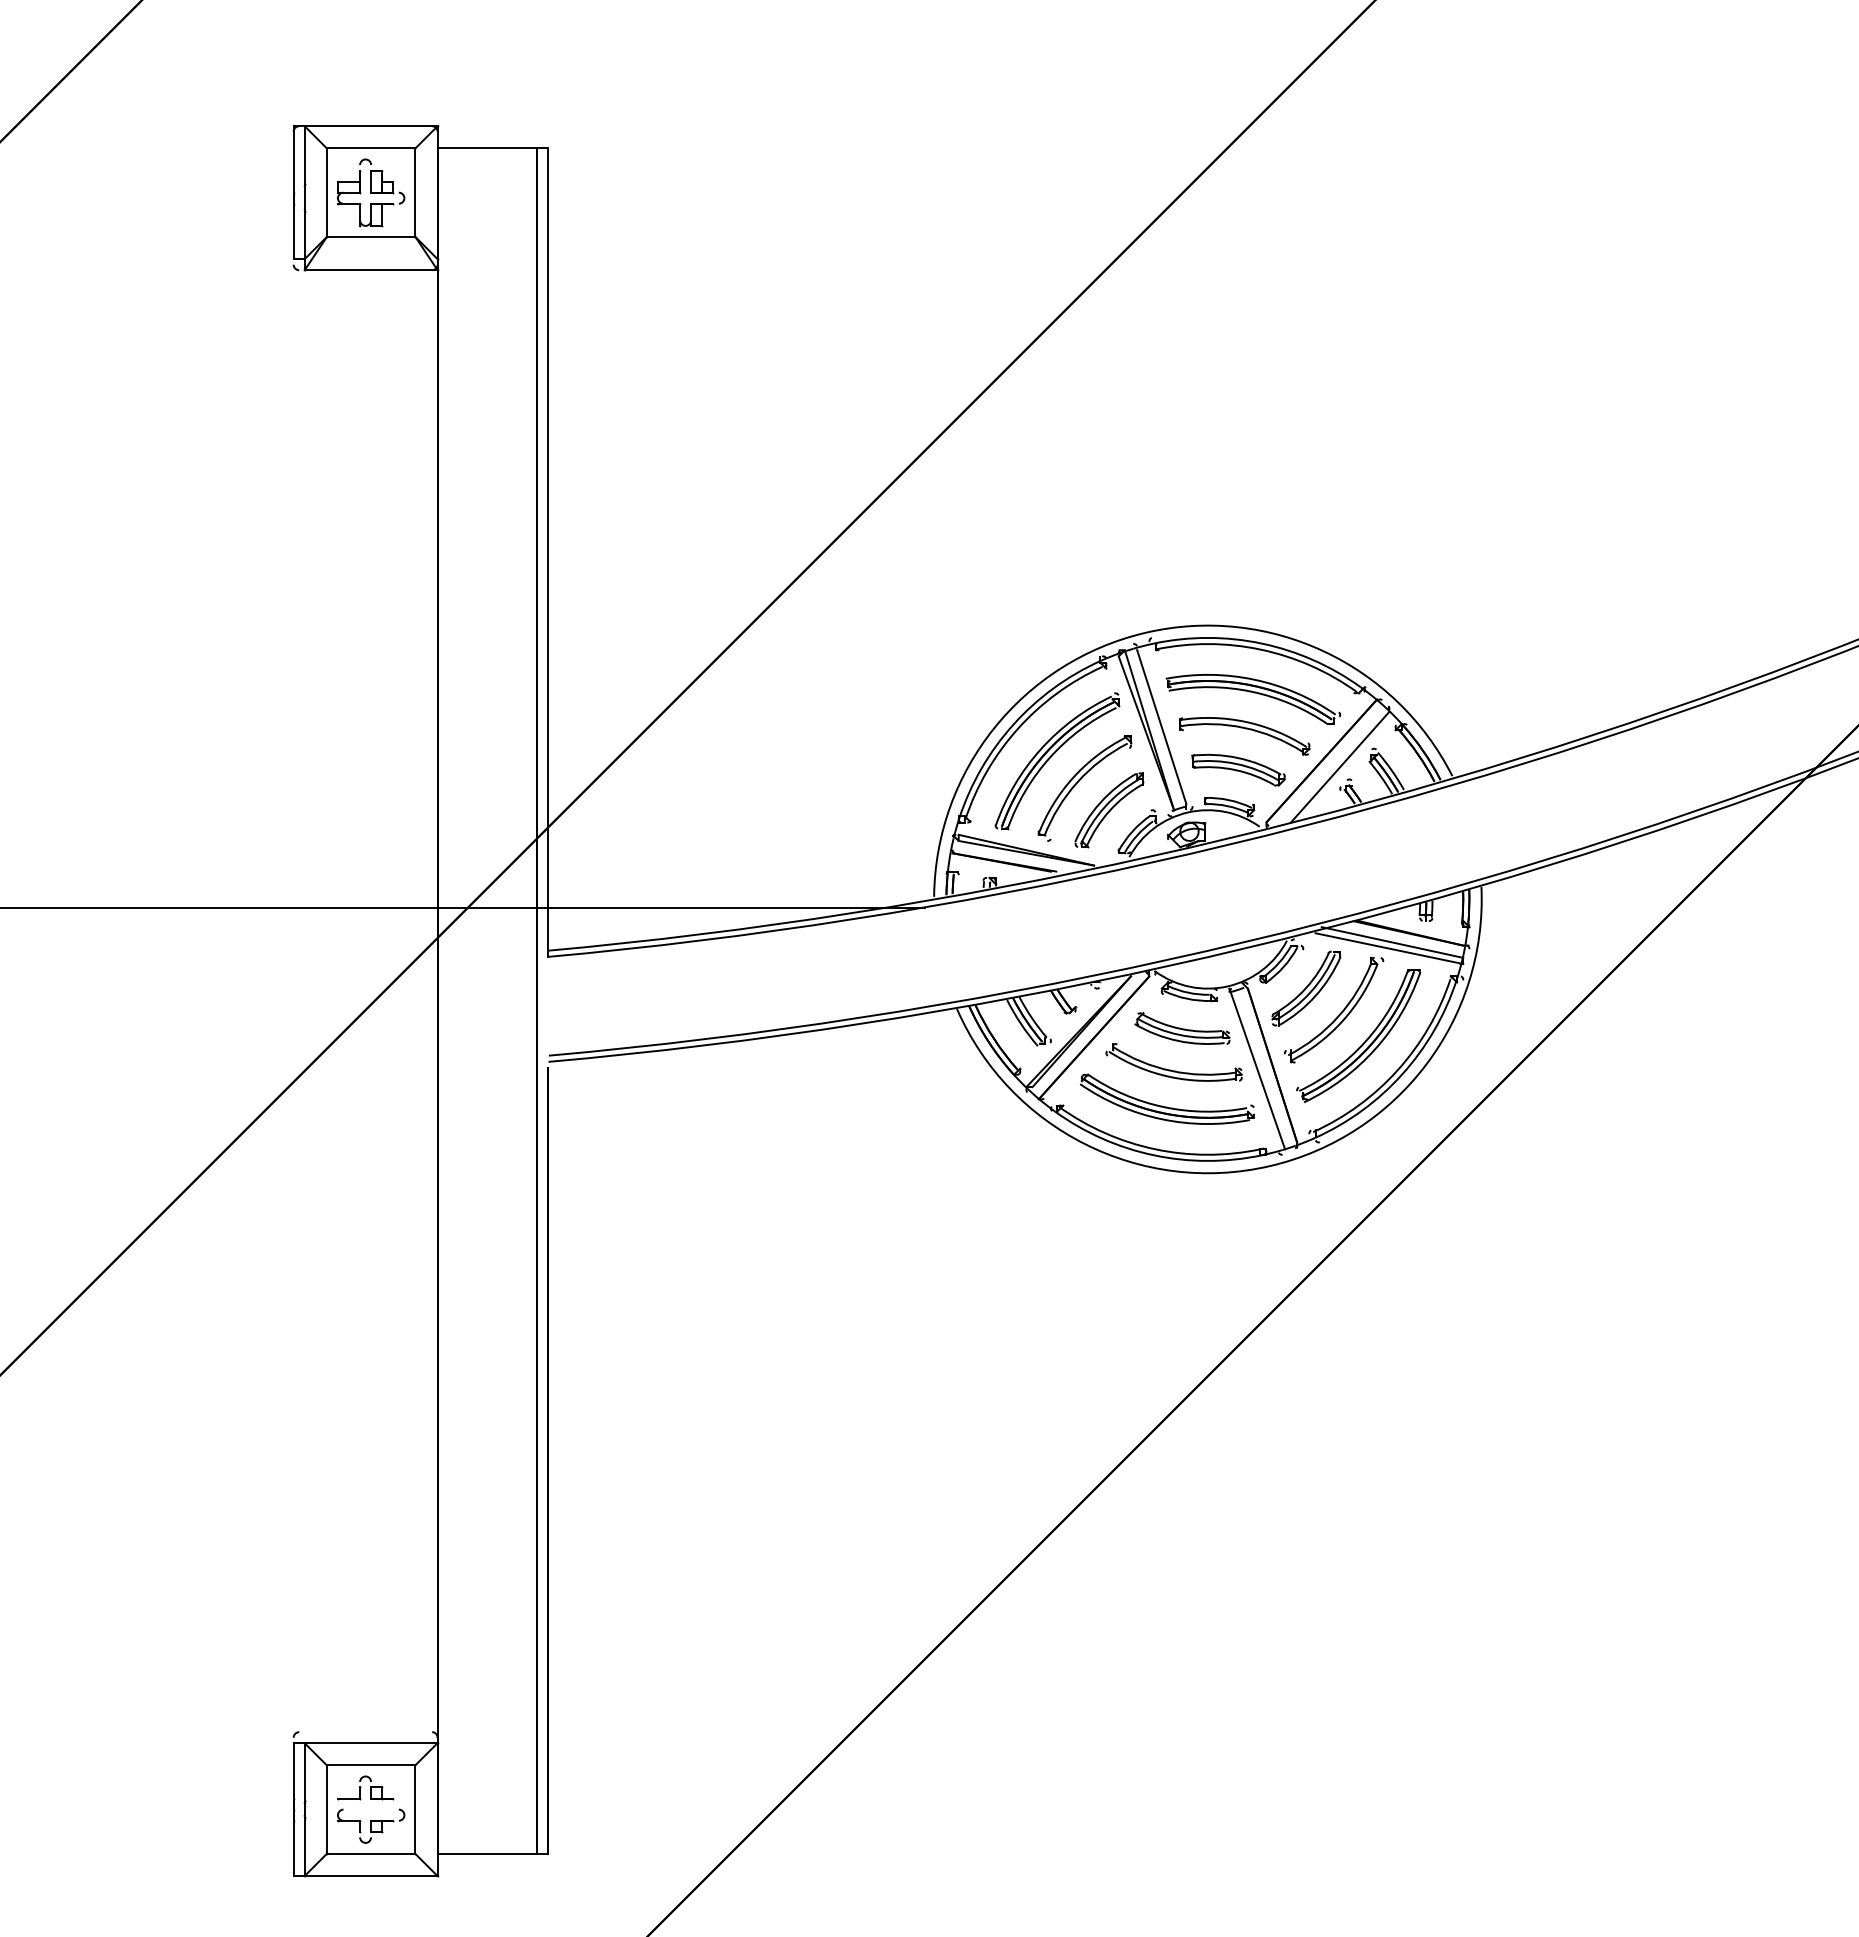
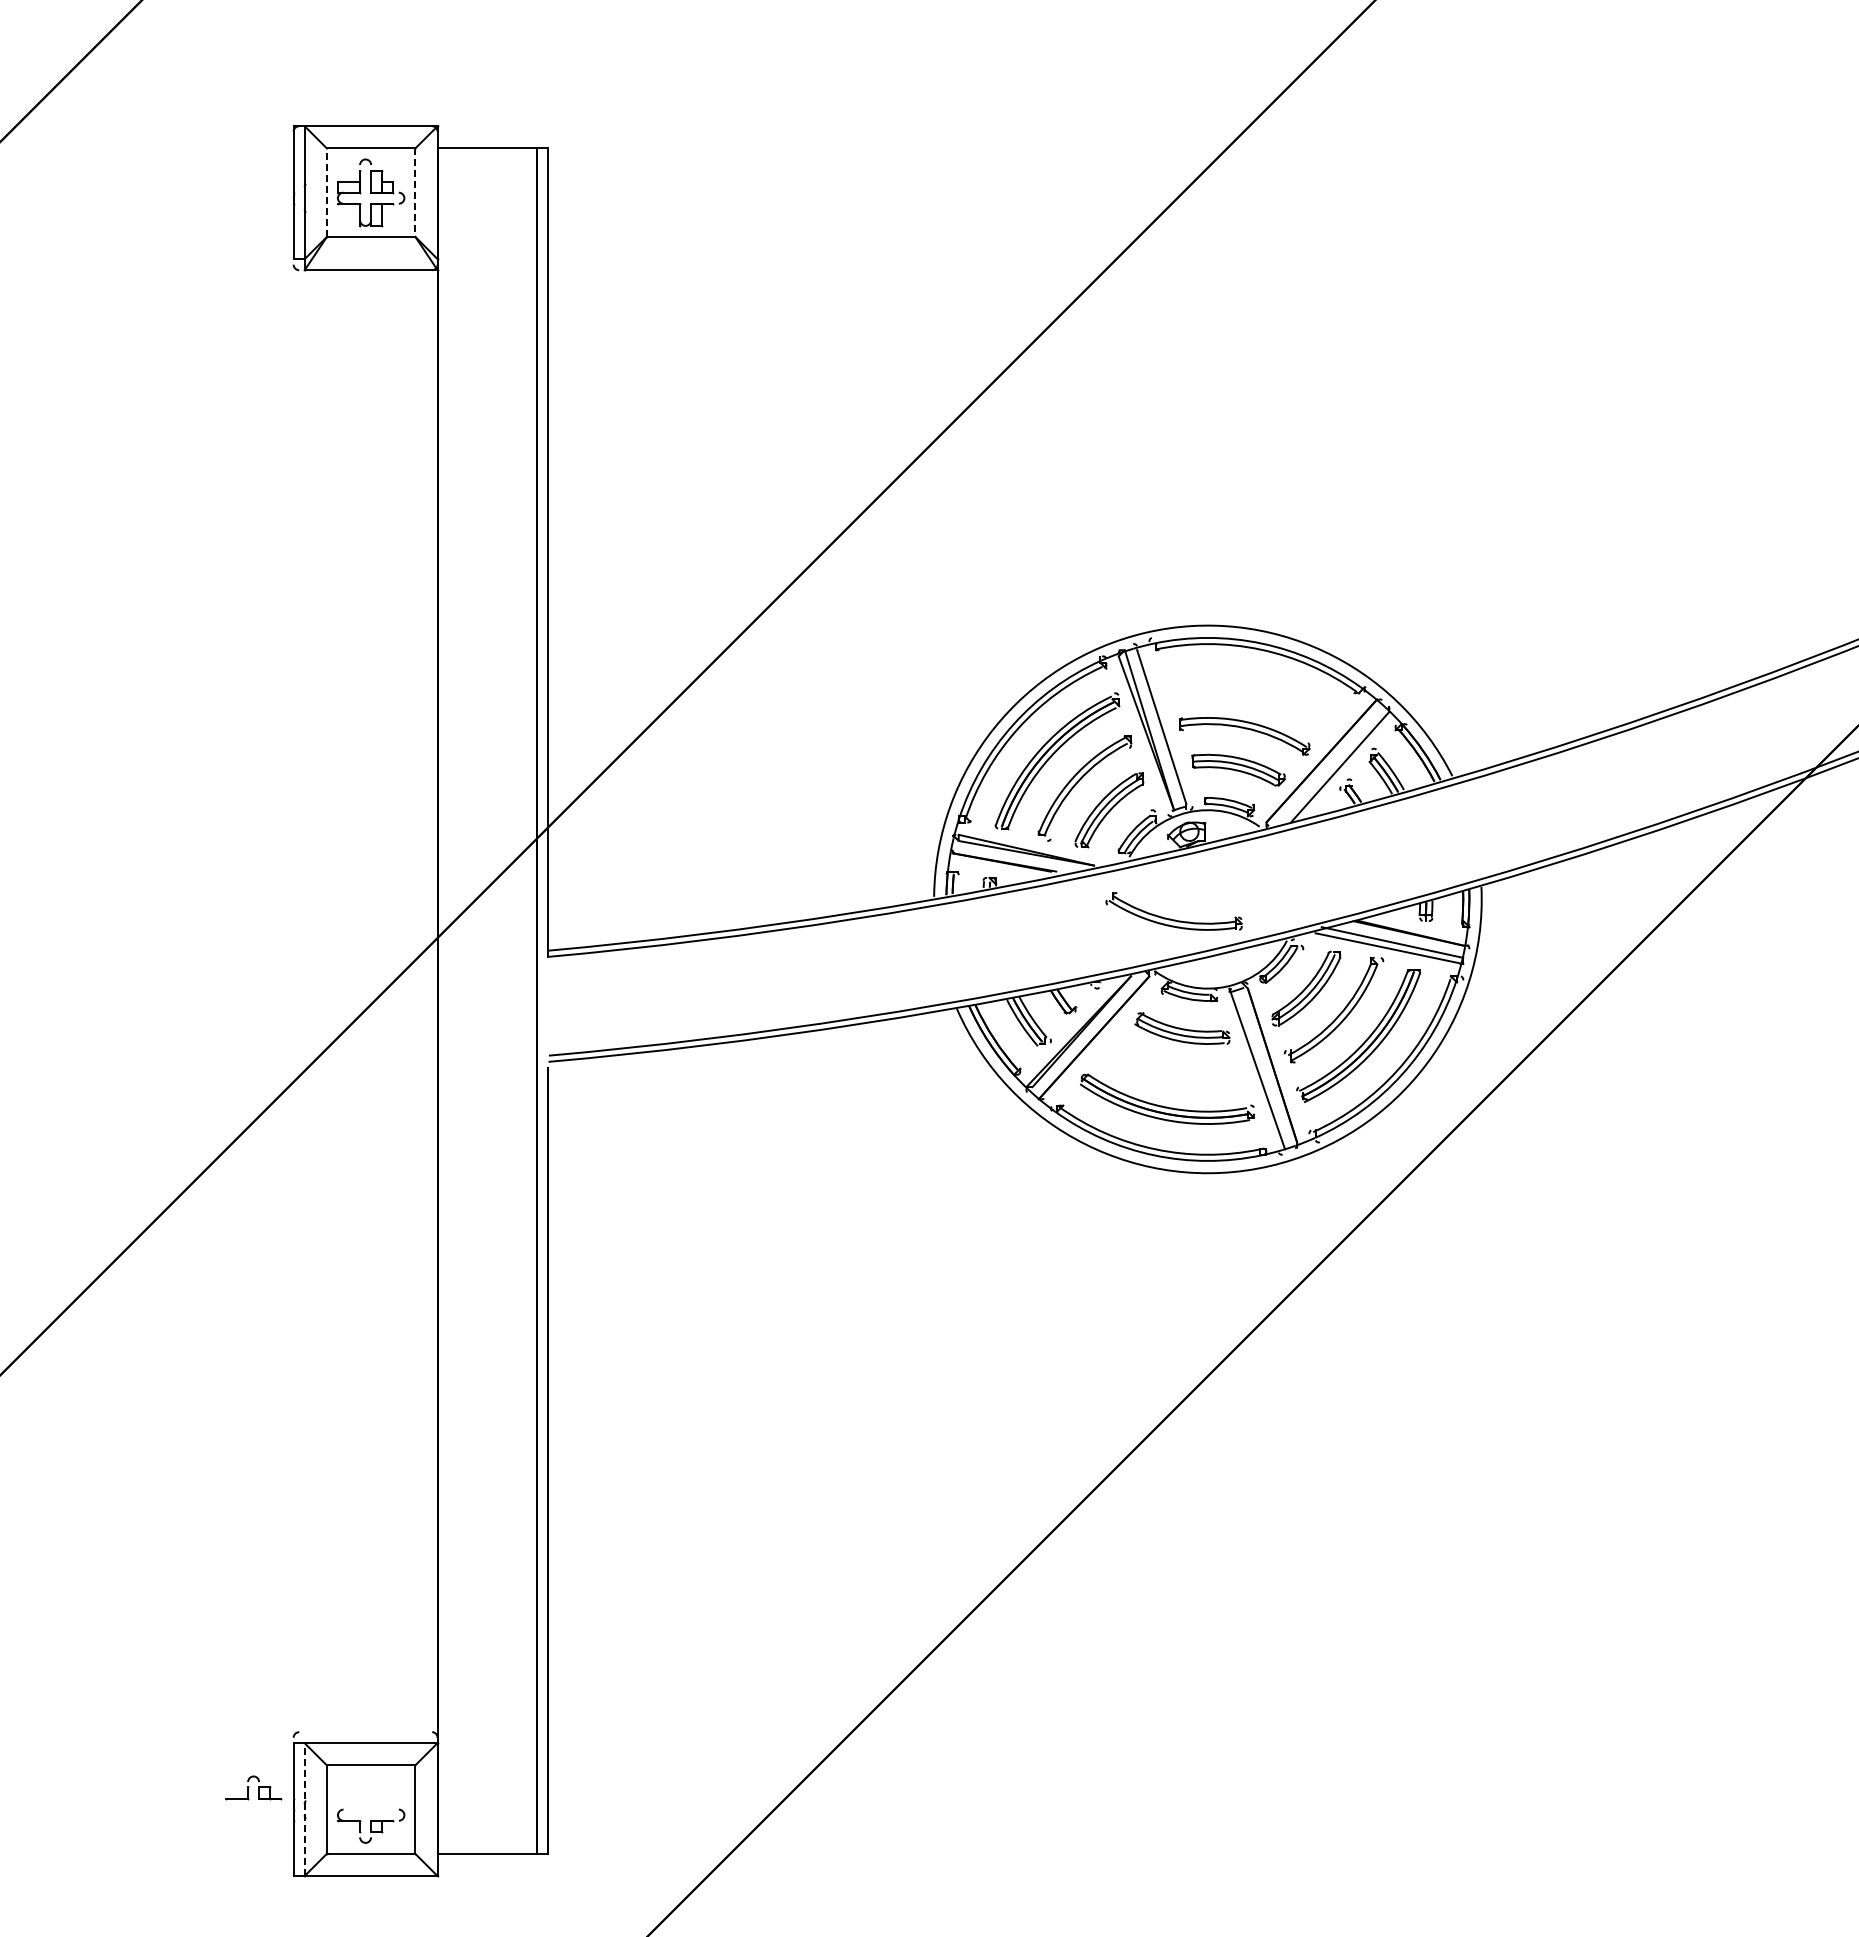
line: solid -> dashed (326, 192)
line: solid -> dashed (415, 193)
part: present -> none (1253, 699)
line: present -> none (463, 908)
part position: (1171, 1069) -> (1171, 918) (1171, 918)
part position: (365, 1787) -> (253, 1787) (253, 1787)
line: solid -> dashed (304, 1809)
